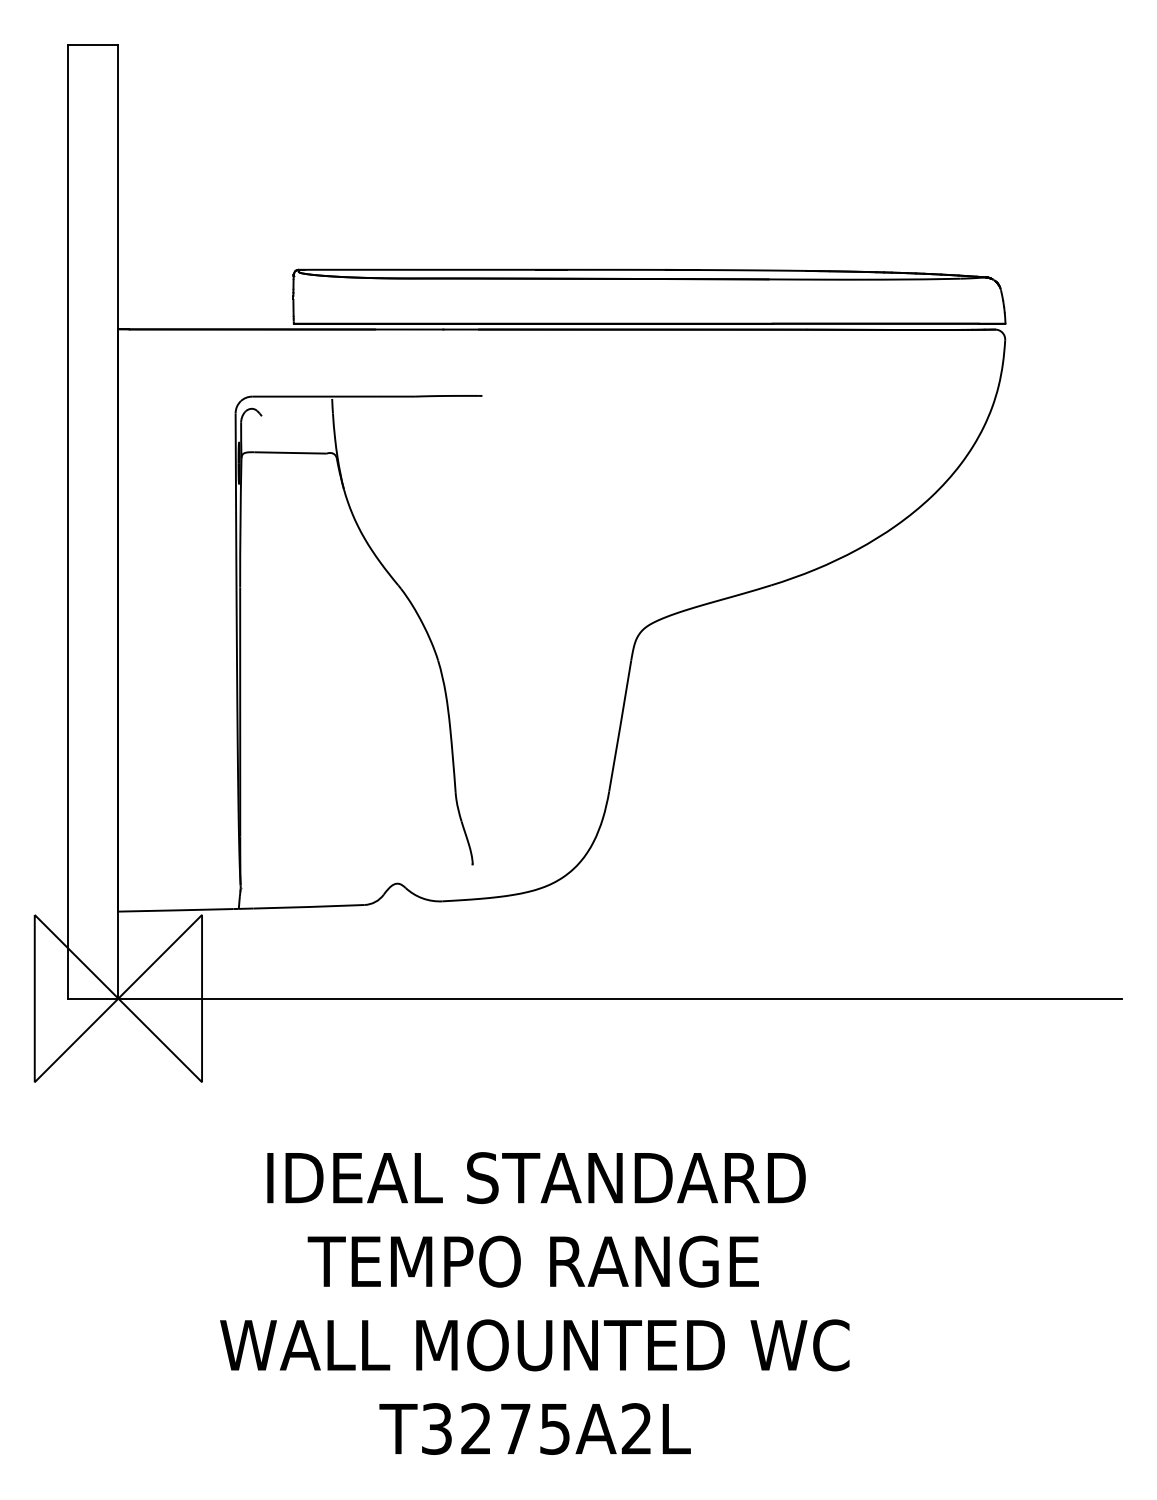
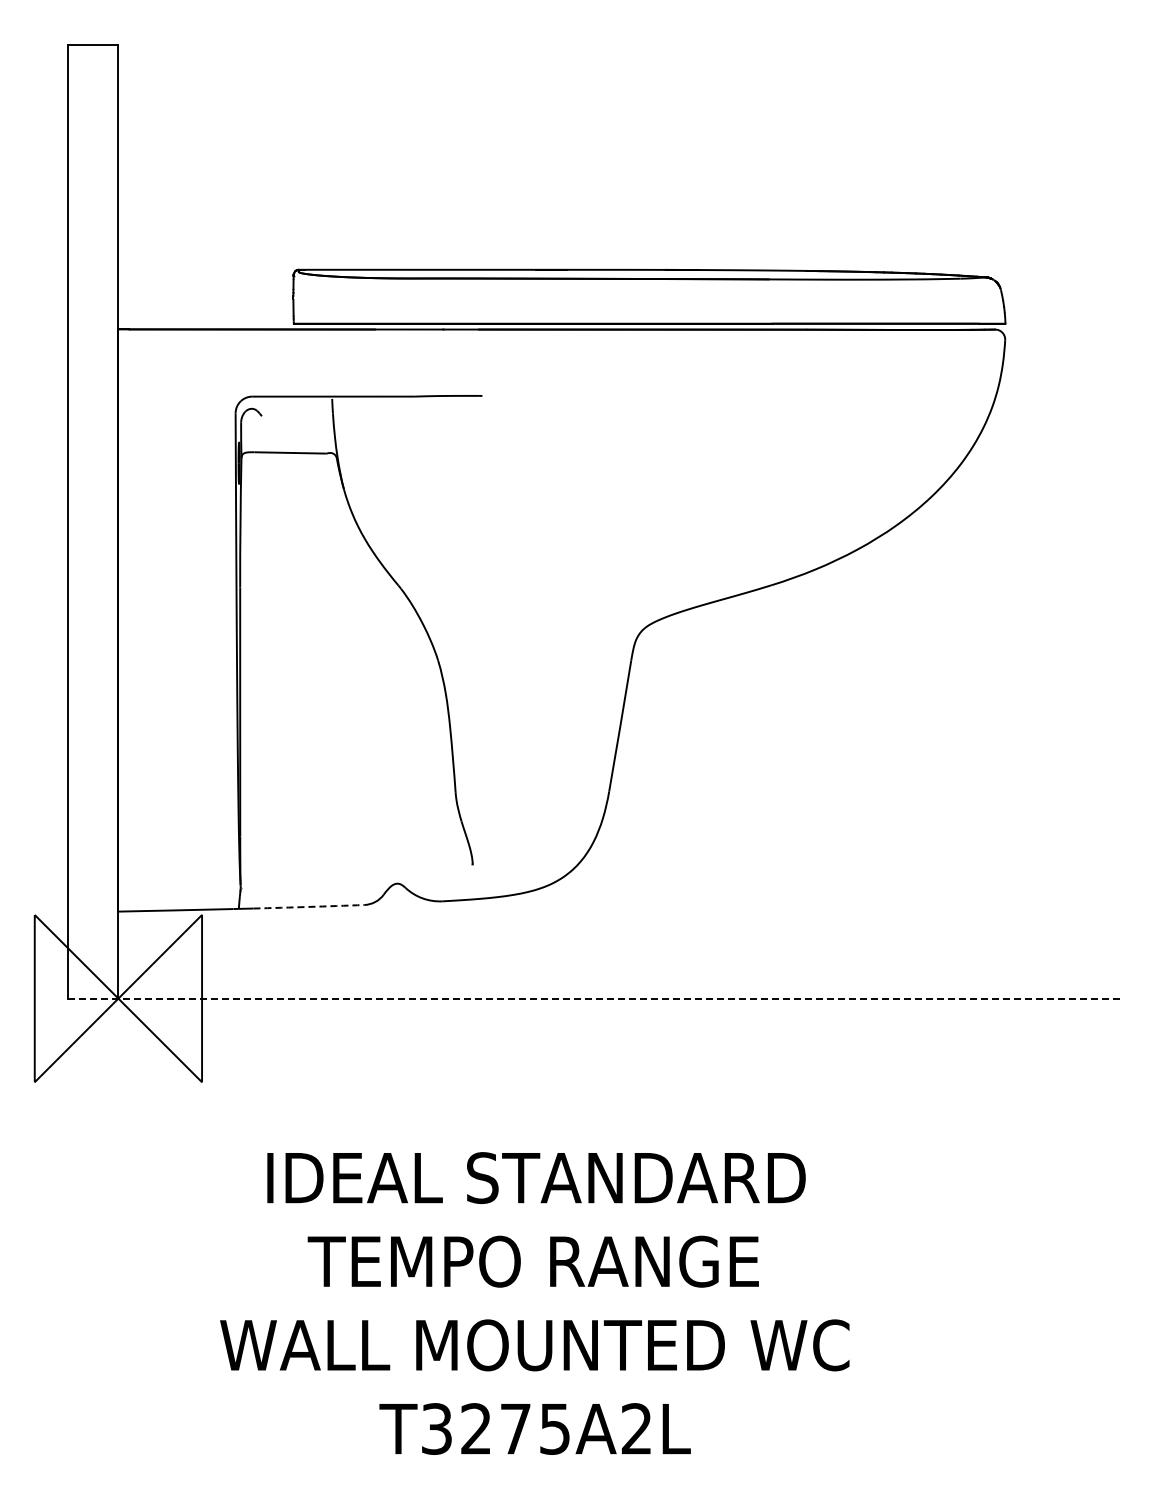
arc: solid -> dashed (308, 906)
line: solid -> dashed (595, 998)
